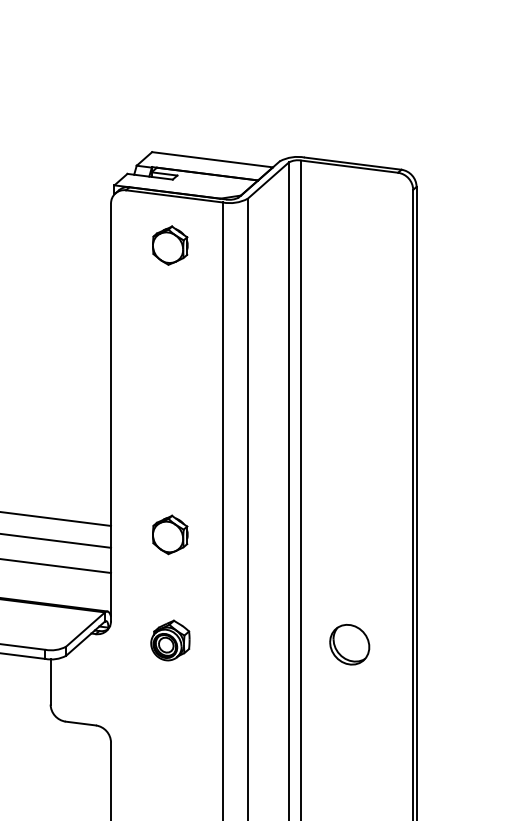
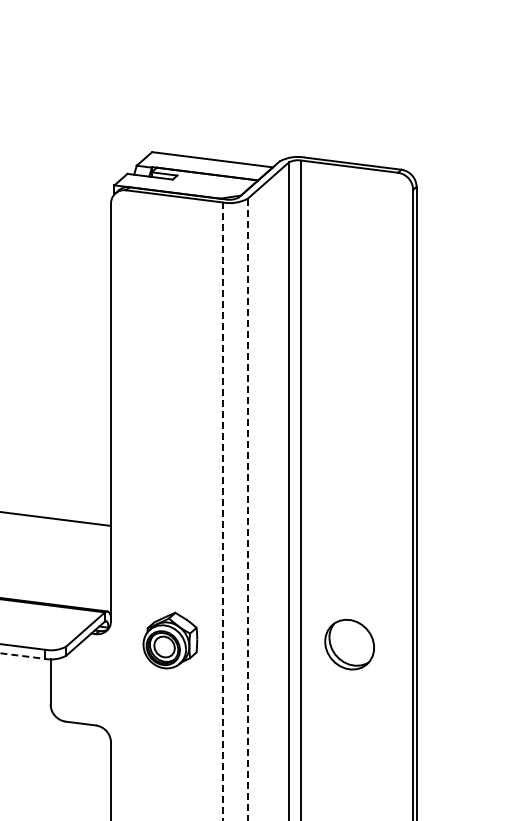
part: present -> none (170, 245)
line: solid -> dashed (247, 509)
line: solid -> dashed (222, 511)
part: present -> none (170, 534)
line: present -> none (56, 540)
line: present -> none (56, 566)
part size: 41x43 px -> 57x59 px (170, 640)
part size: 42x42 px -> 51x53 px (349, 644)
line: solid -> dashed (23, 656)
